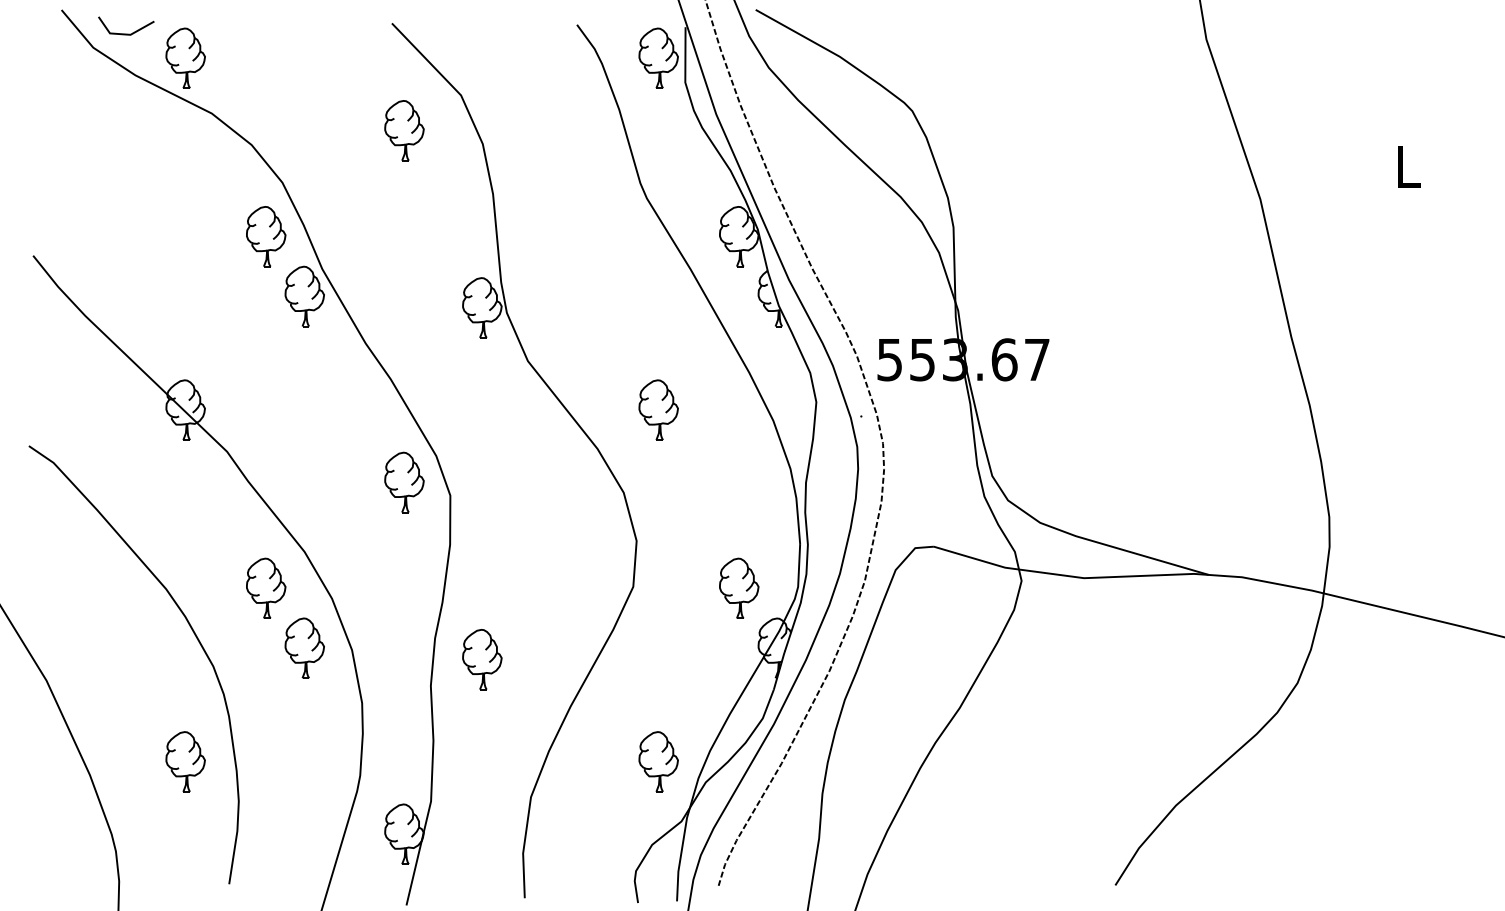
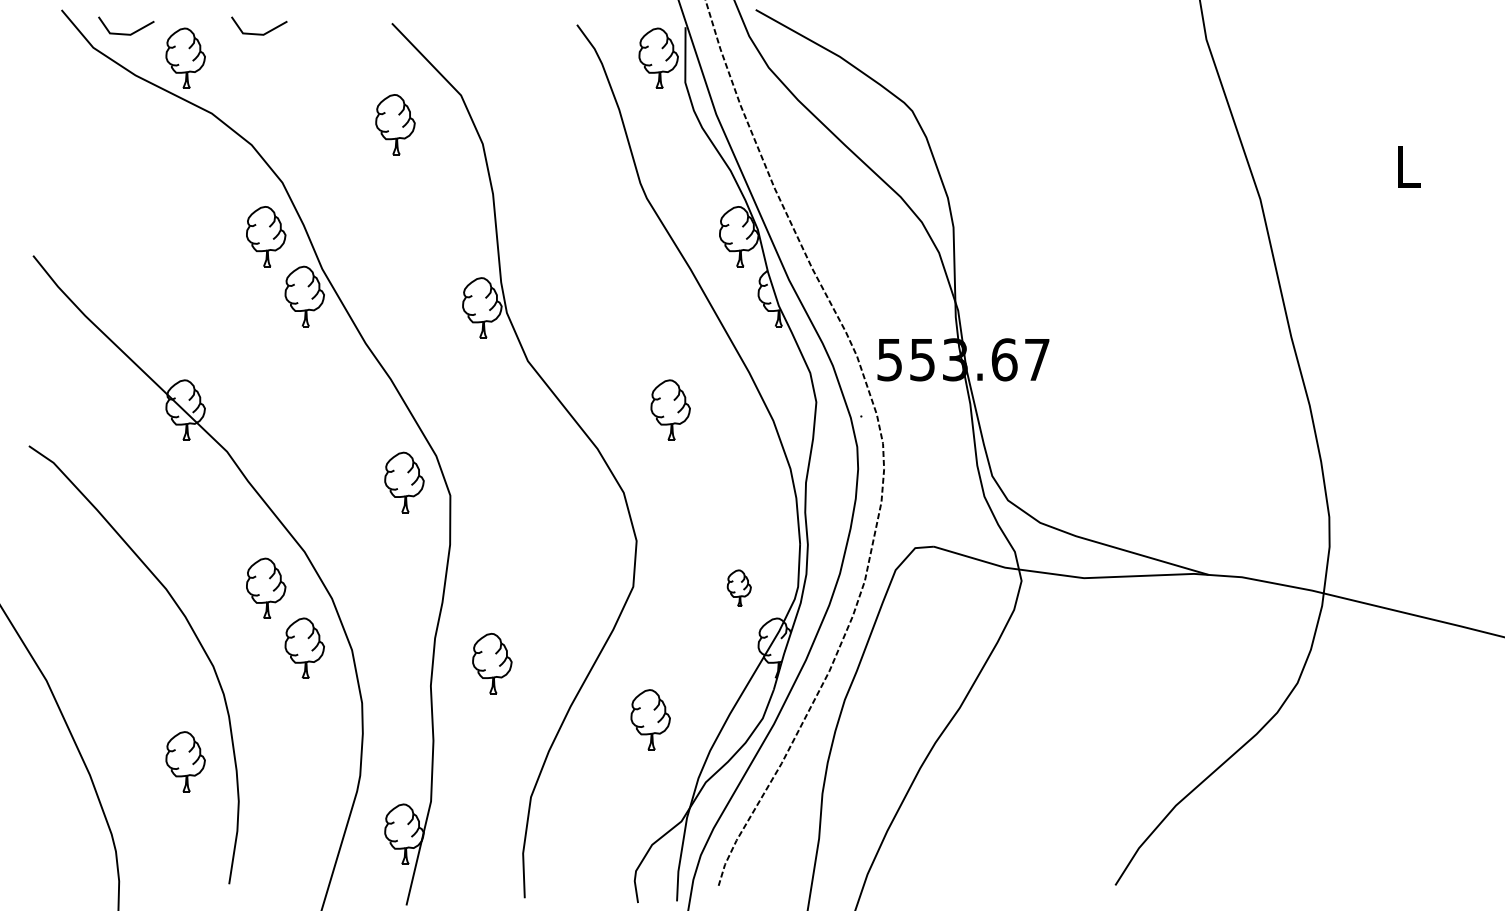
line: none -> present (259, 33)
part position: (404, 130) -> (395, 124) (395, 124)
part position: (658, 409) -> (670, 409) (670, 409)
part size: 41x62 px -> 26x38 px (738, 587)
part position: (482, 659) -> (492, 663) (492, 663)
part position: (658, 761) -> (650, 719) (650, 719)
